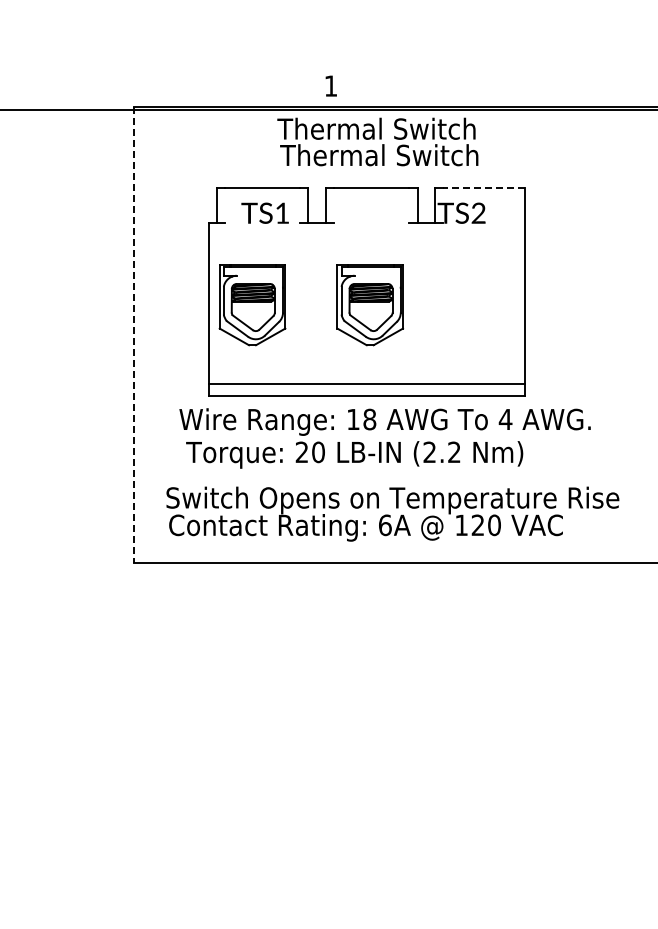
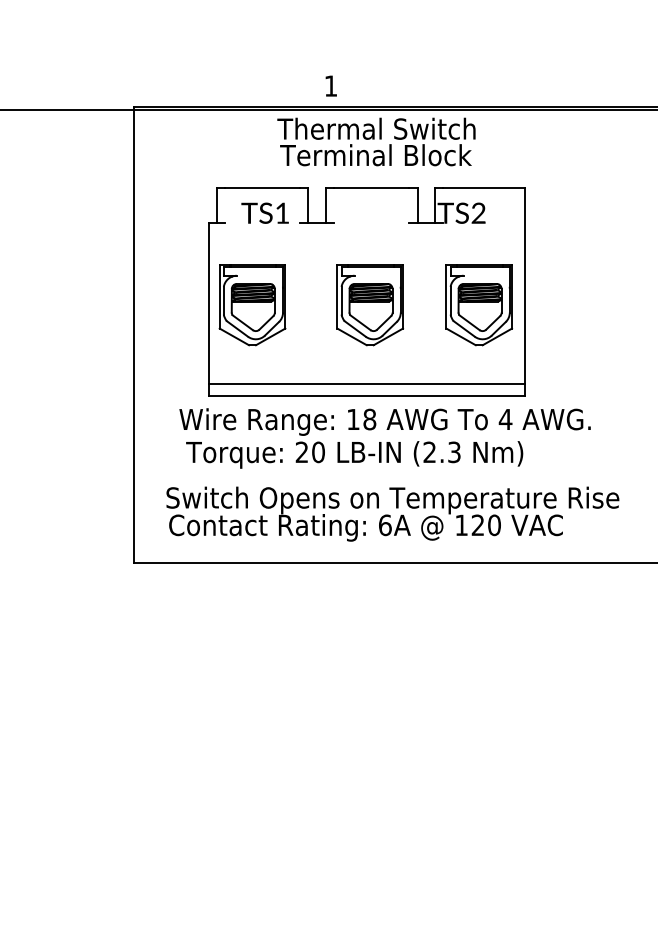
text: Thermal Switch -> Terminal Block (387, 155)
line: dashed -> solid (484, 188)
part: none -> present (479, 305)
line: dashed -> solid (133, 335)
text: (2.2 -> (2.3 (454, 452)
